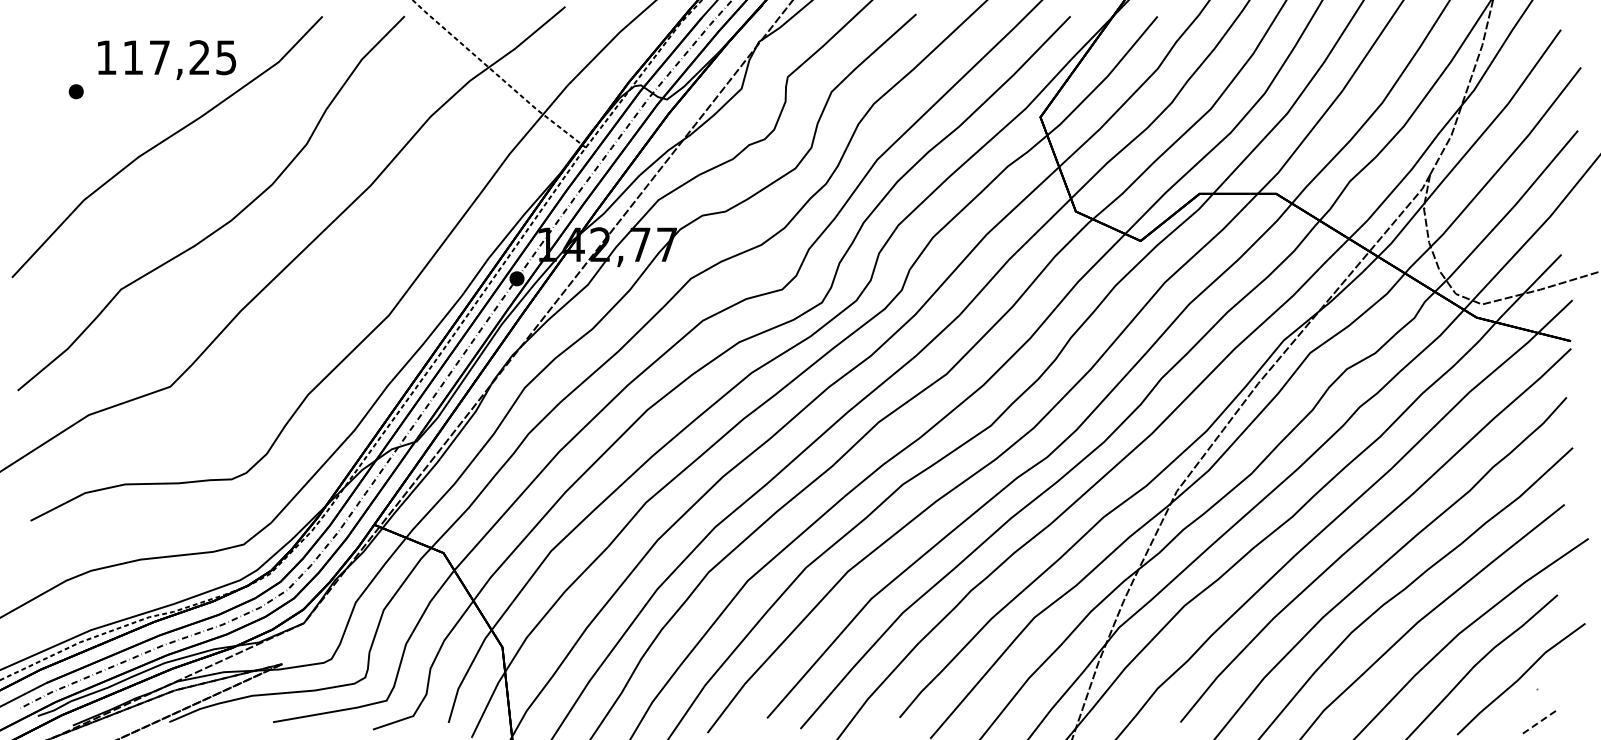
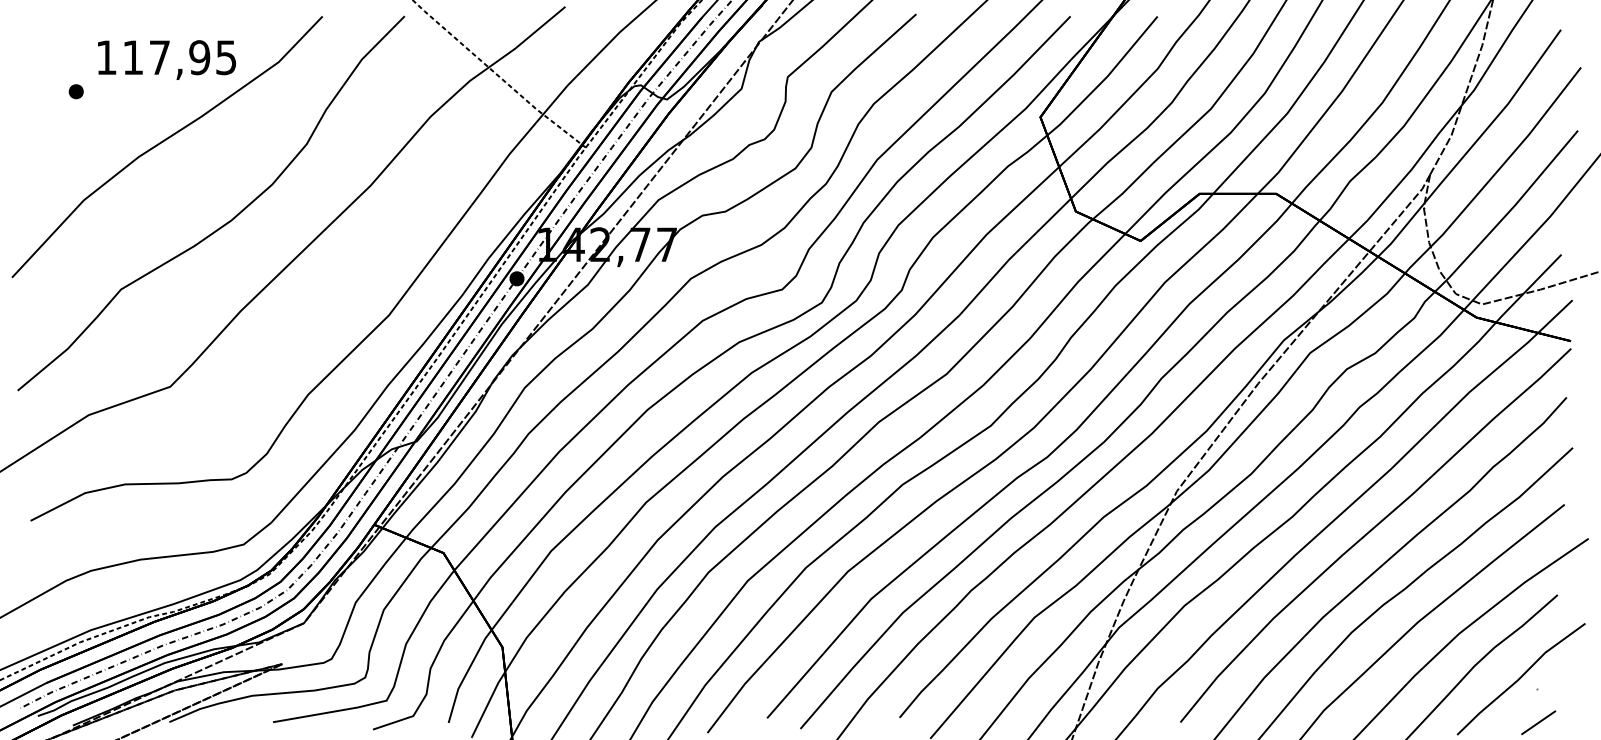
text: 117,25 -> 117,95 (199, 57)
line: dashed -> solid (1538, 722)
